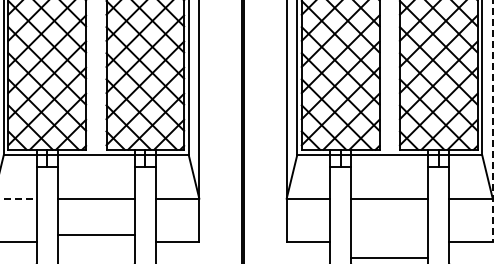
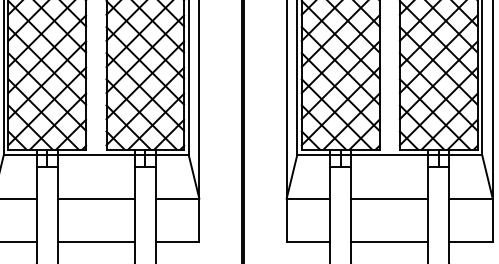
line: dashed -> solid (492, 120)
line: dashed -> solid (18, 198)
line position: (95, 234) -> (95, 241) (95, 241)
line position: (389, 257) -> (389, 241) (389, 241)
